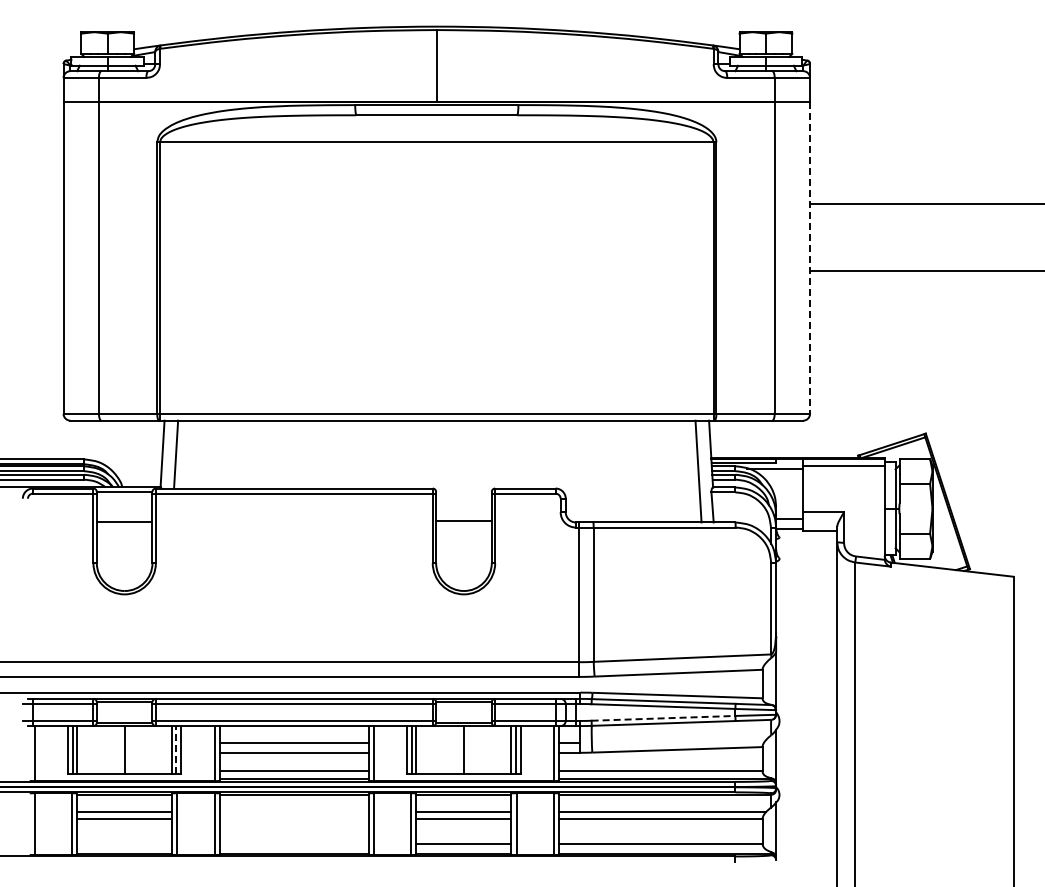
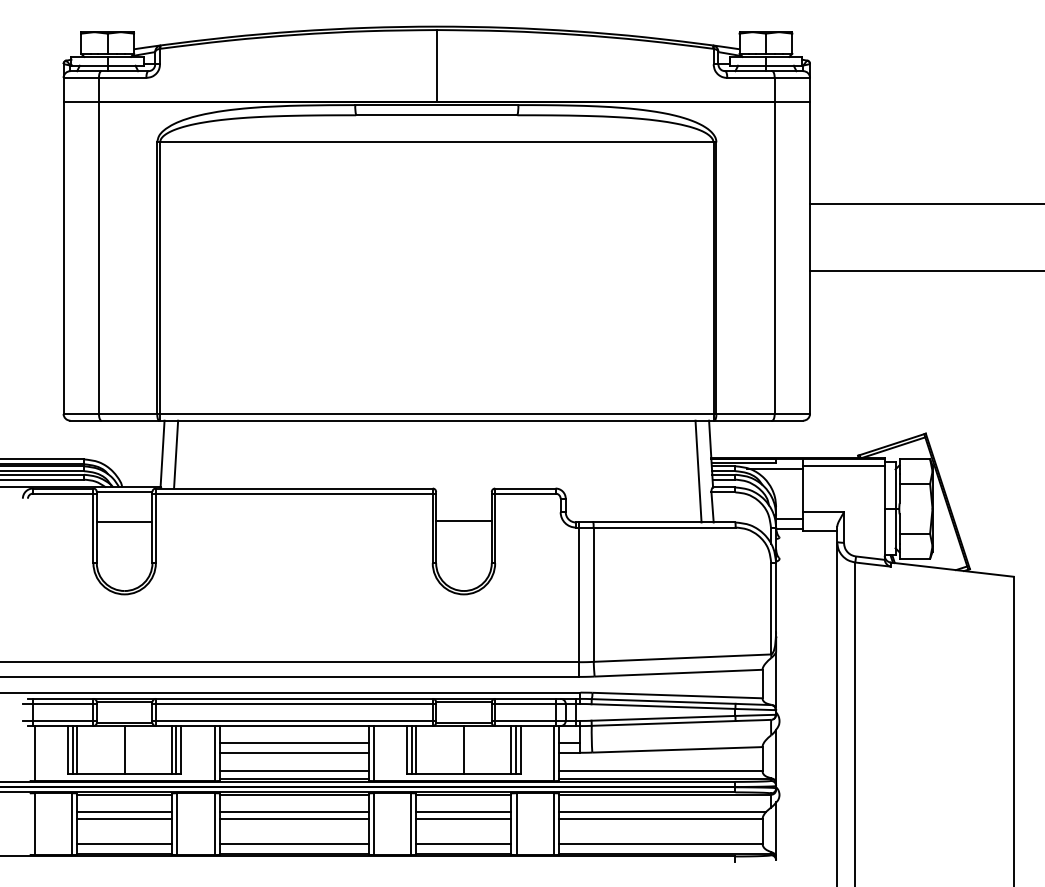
line: dashed -> solid (810, 258)
line: dashed -> solid (663, 718)
line: dashed -> solid (176, 749)
line: none -> present (293, 811)
line: none -> present (293, 819)
line: none -> present (124, 843)
line: none -> present (293, 843)
